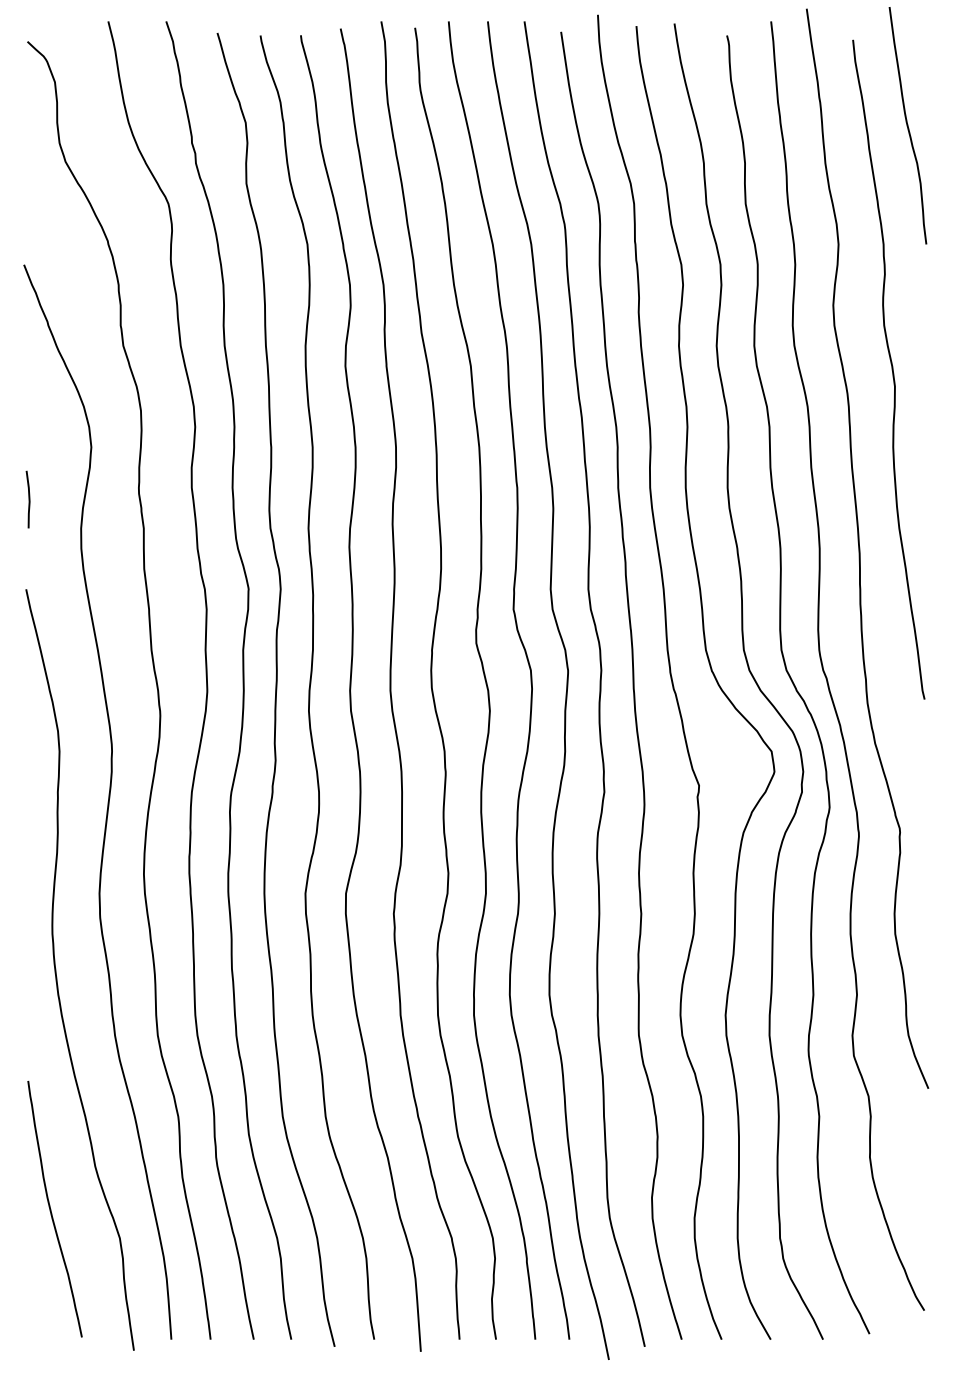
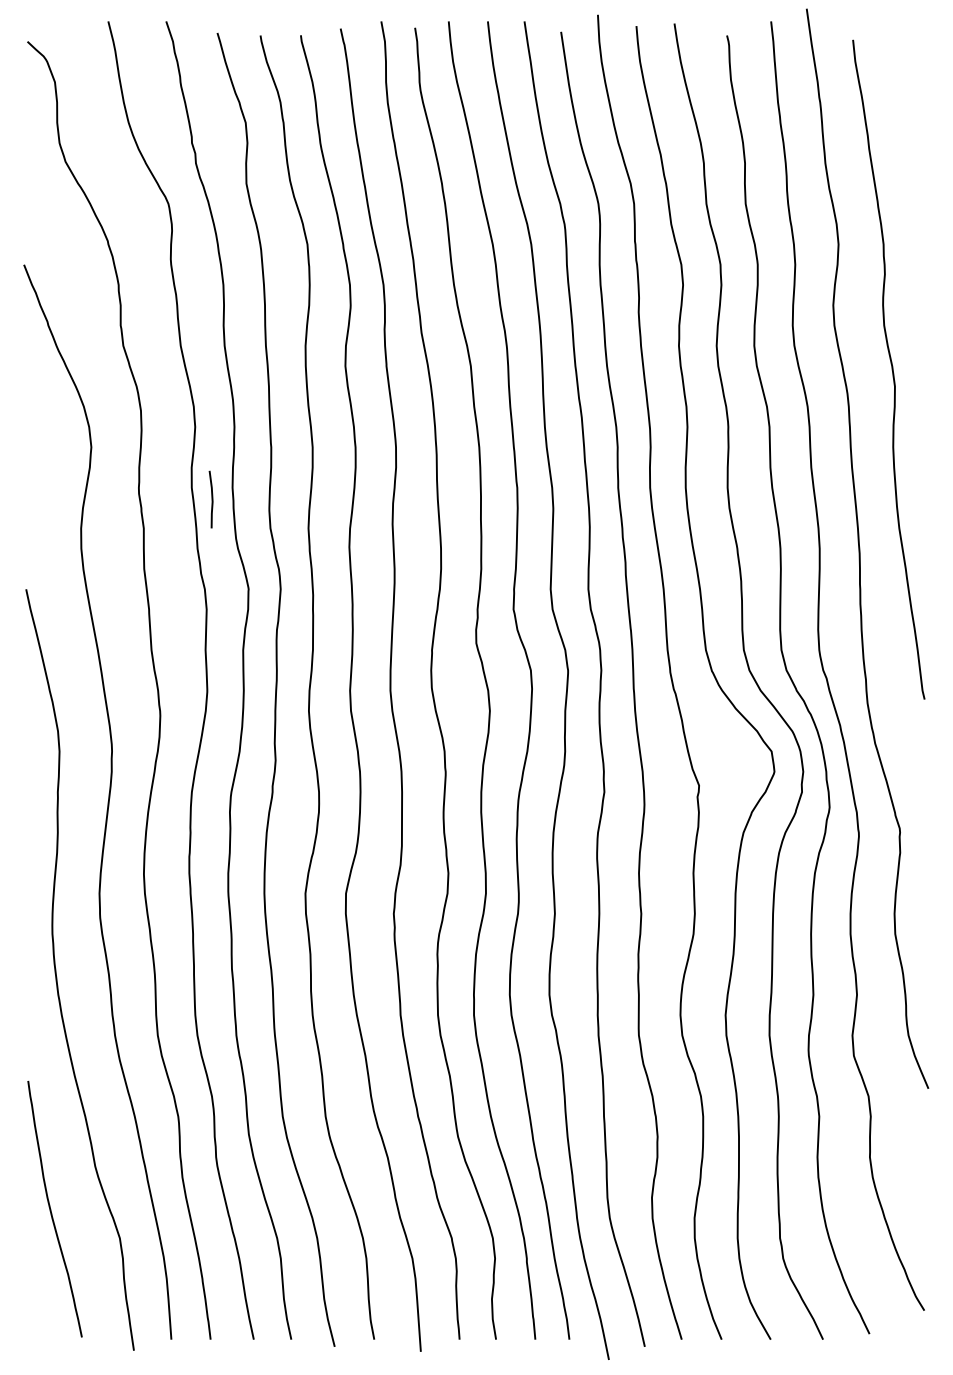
curve: present -> none (907, 125)
line position: (28, 499) -> (211, 499) (211, 499)
